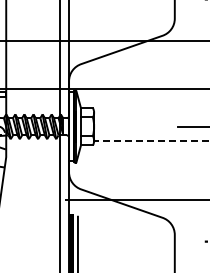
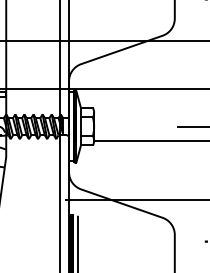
line: dashed -> solid (151, 141)
